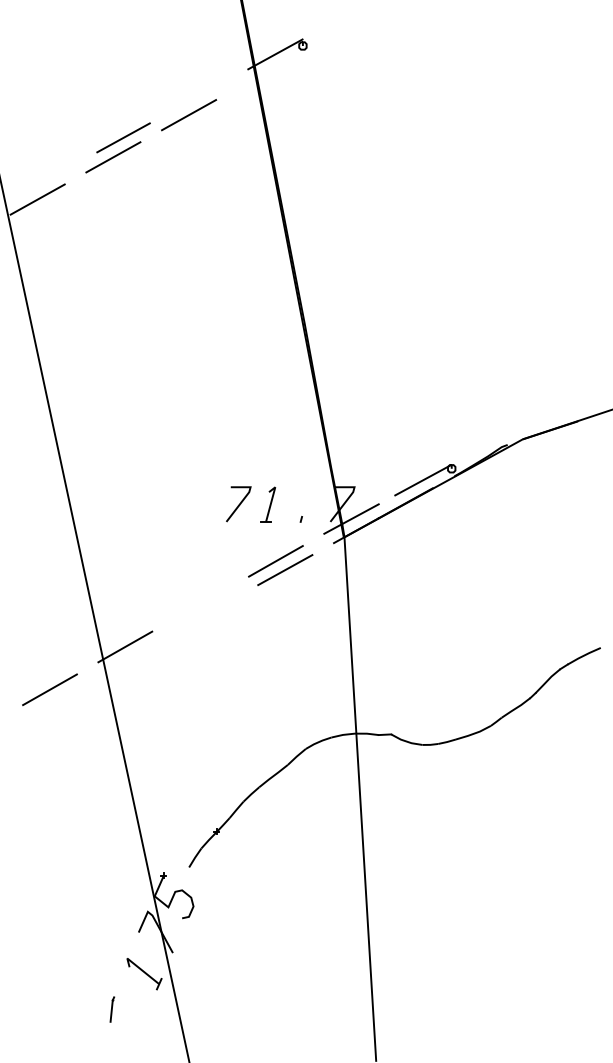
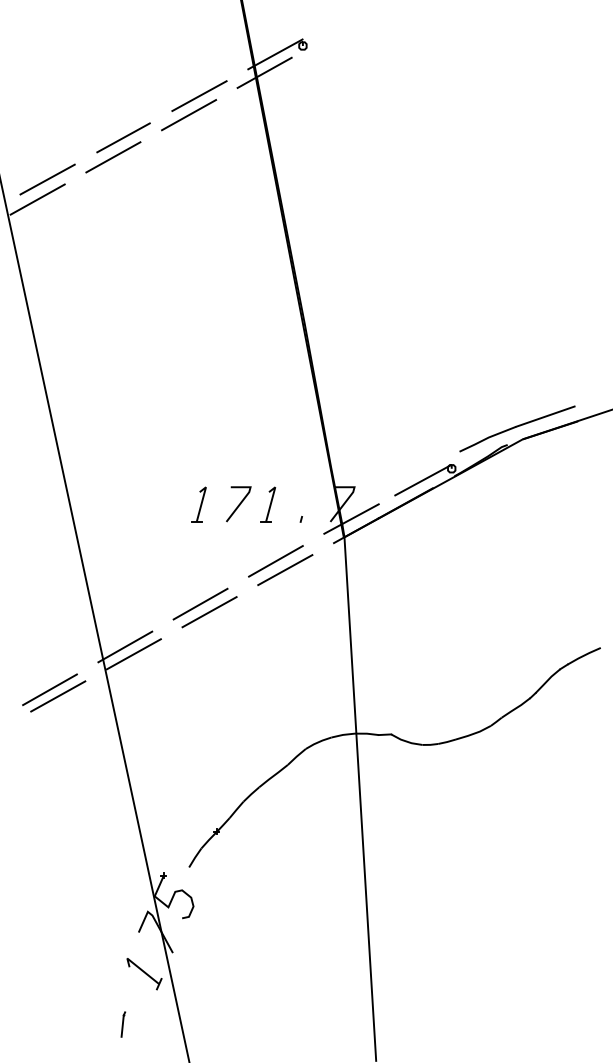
line: none -> present (264, 72)
line: none -> present (199, 96)
line: none -> present (47, 179)
part: none -> present (517, 428)
part: none -> present (198, 504)
line: none -> present (200, 603)
line: none -> present (209, 612)
line: none -> present (133, 654)
line: none -> present (58, 696)
part position: (112, 1009) -> (123, 1024) (123, 1024)
